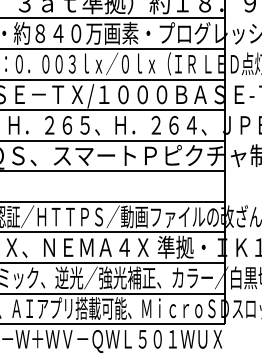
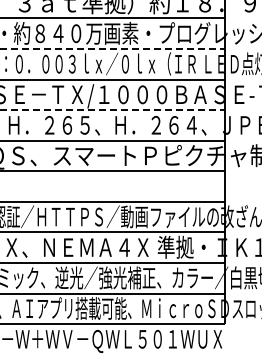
line: solid -> dashed (113, 49)
line: solid -> dashed (113, 110)
